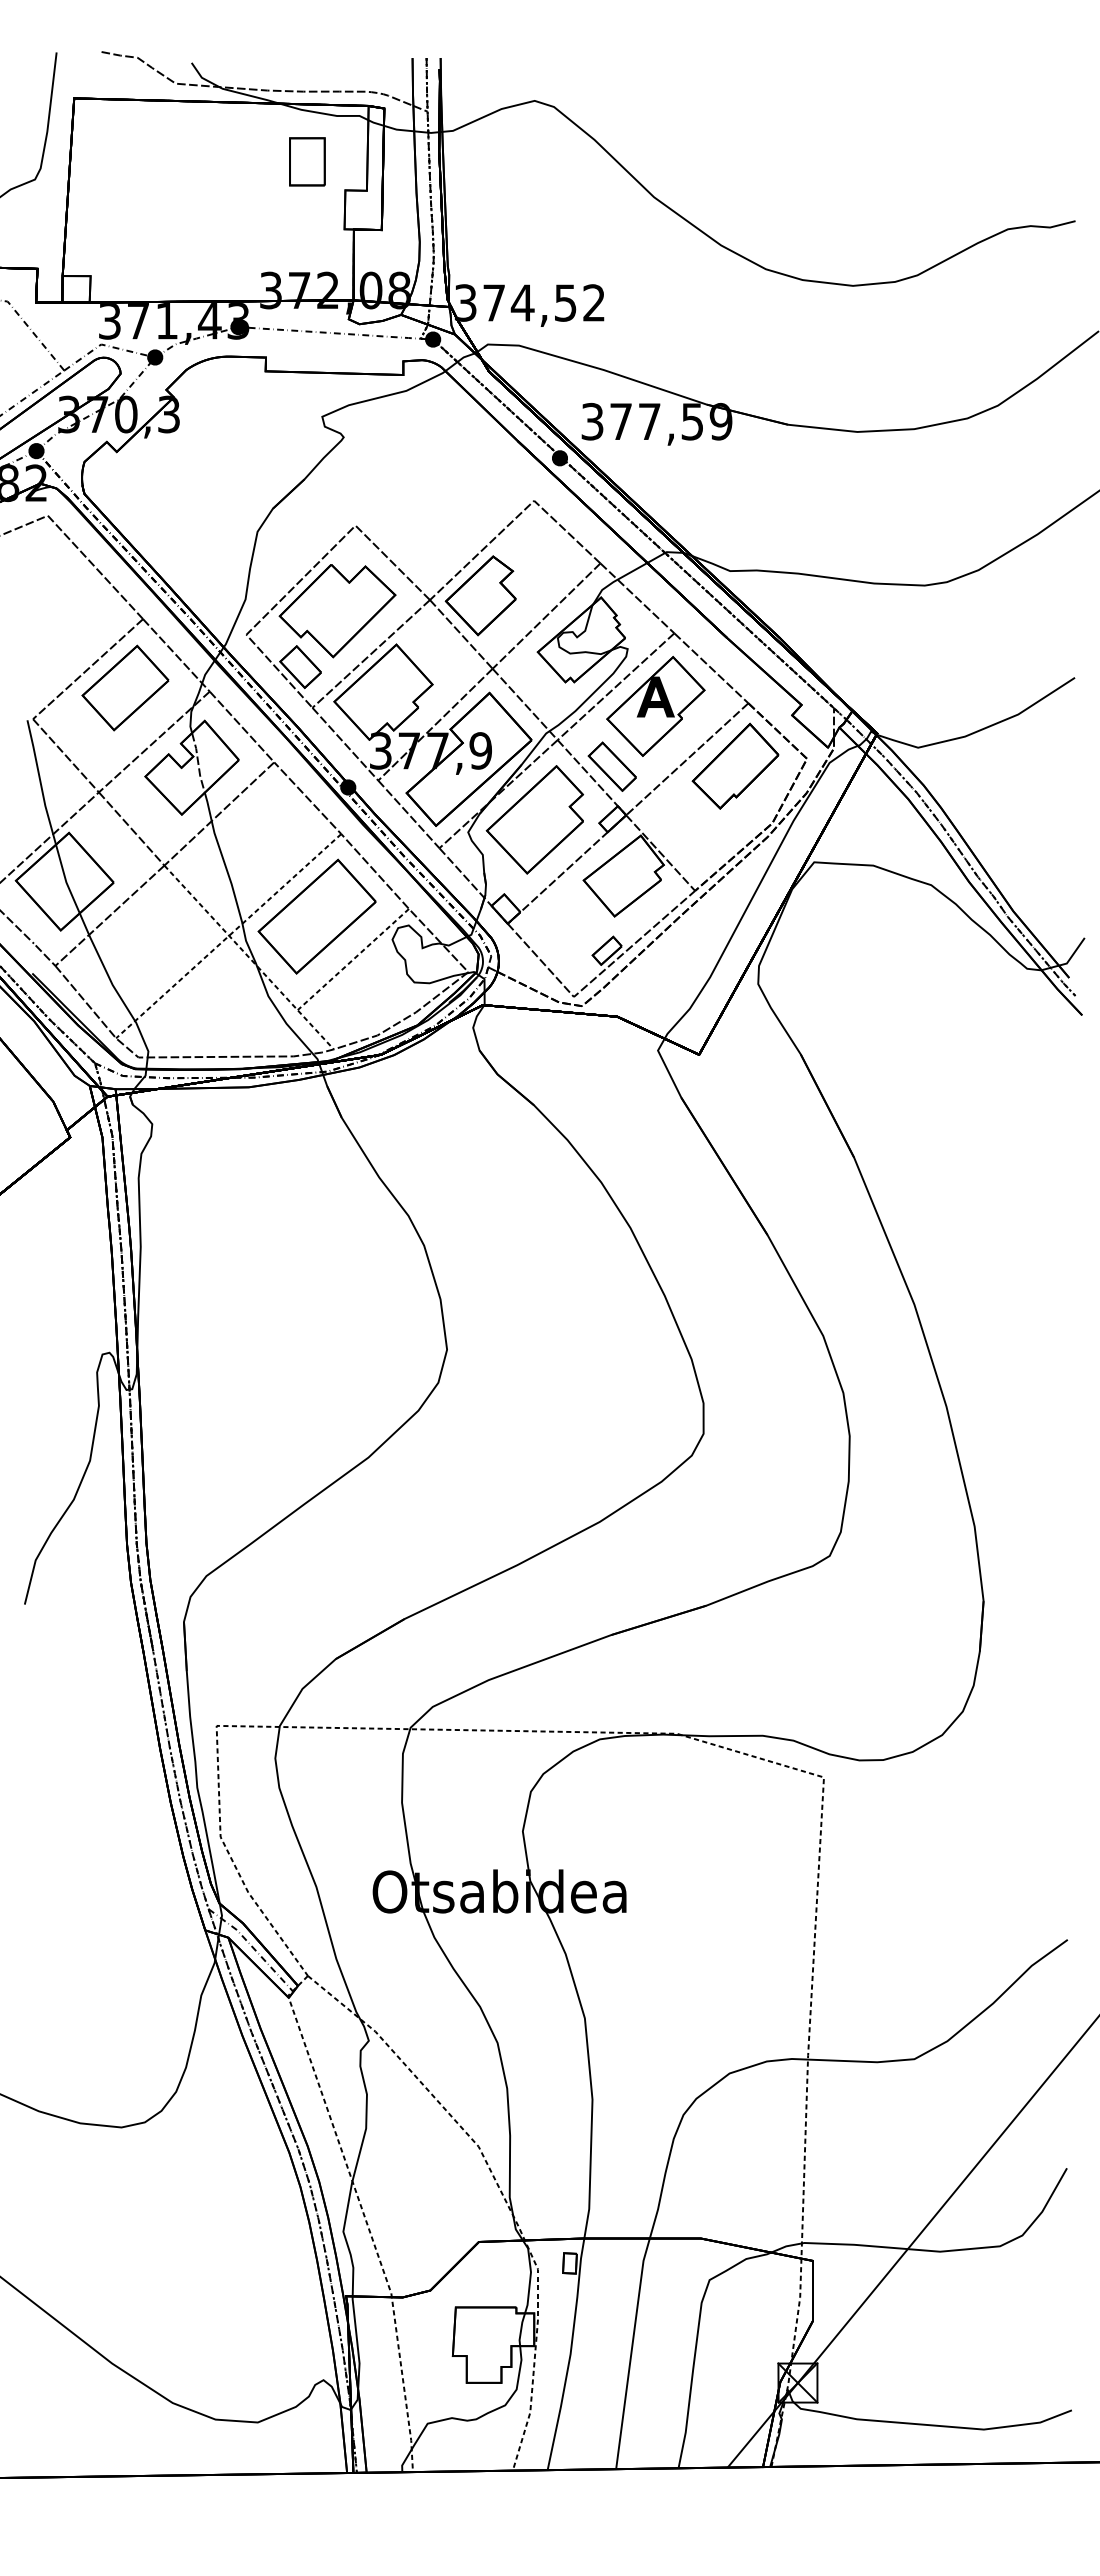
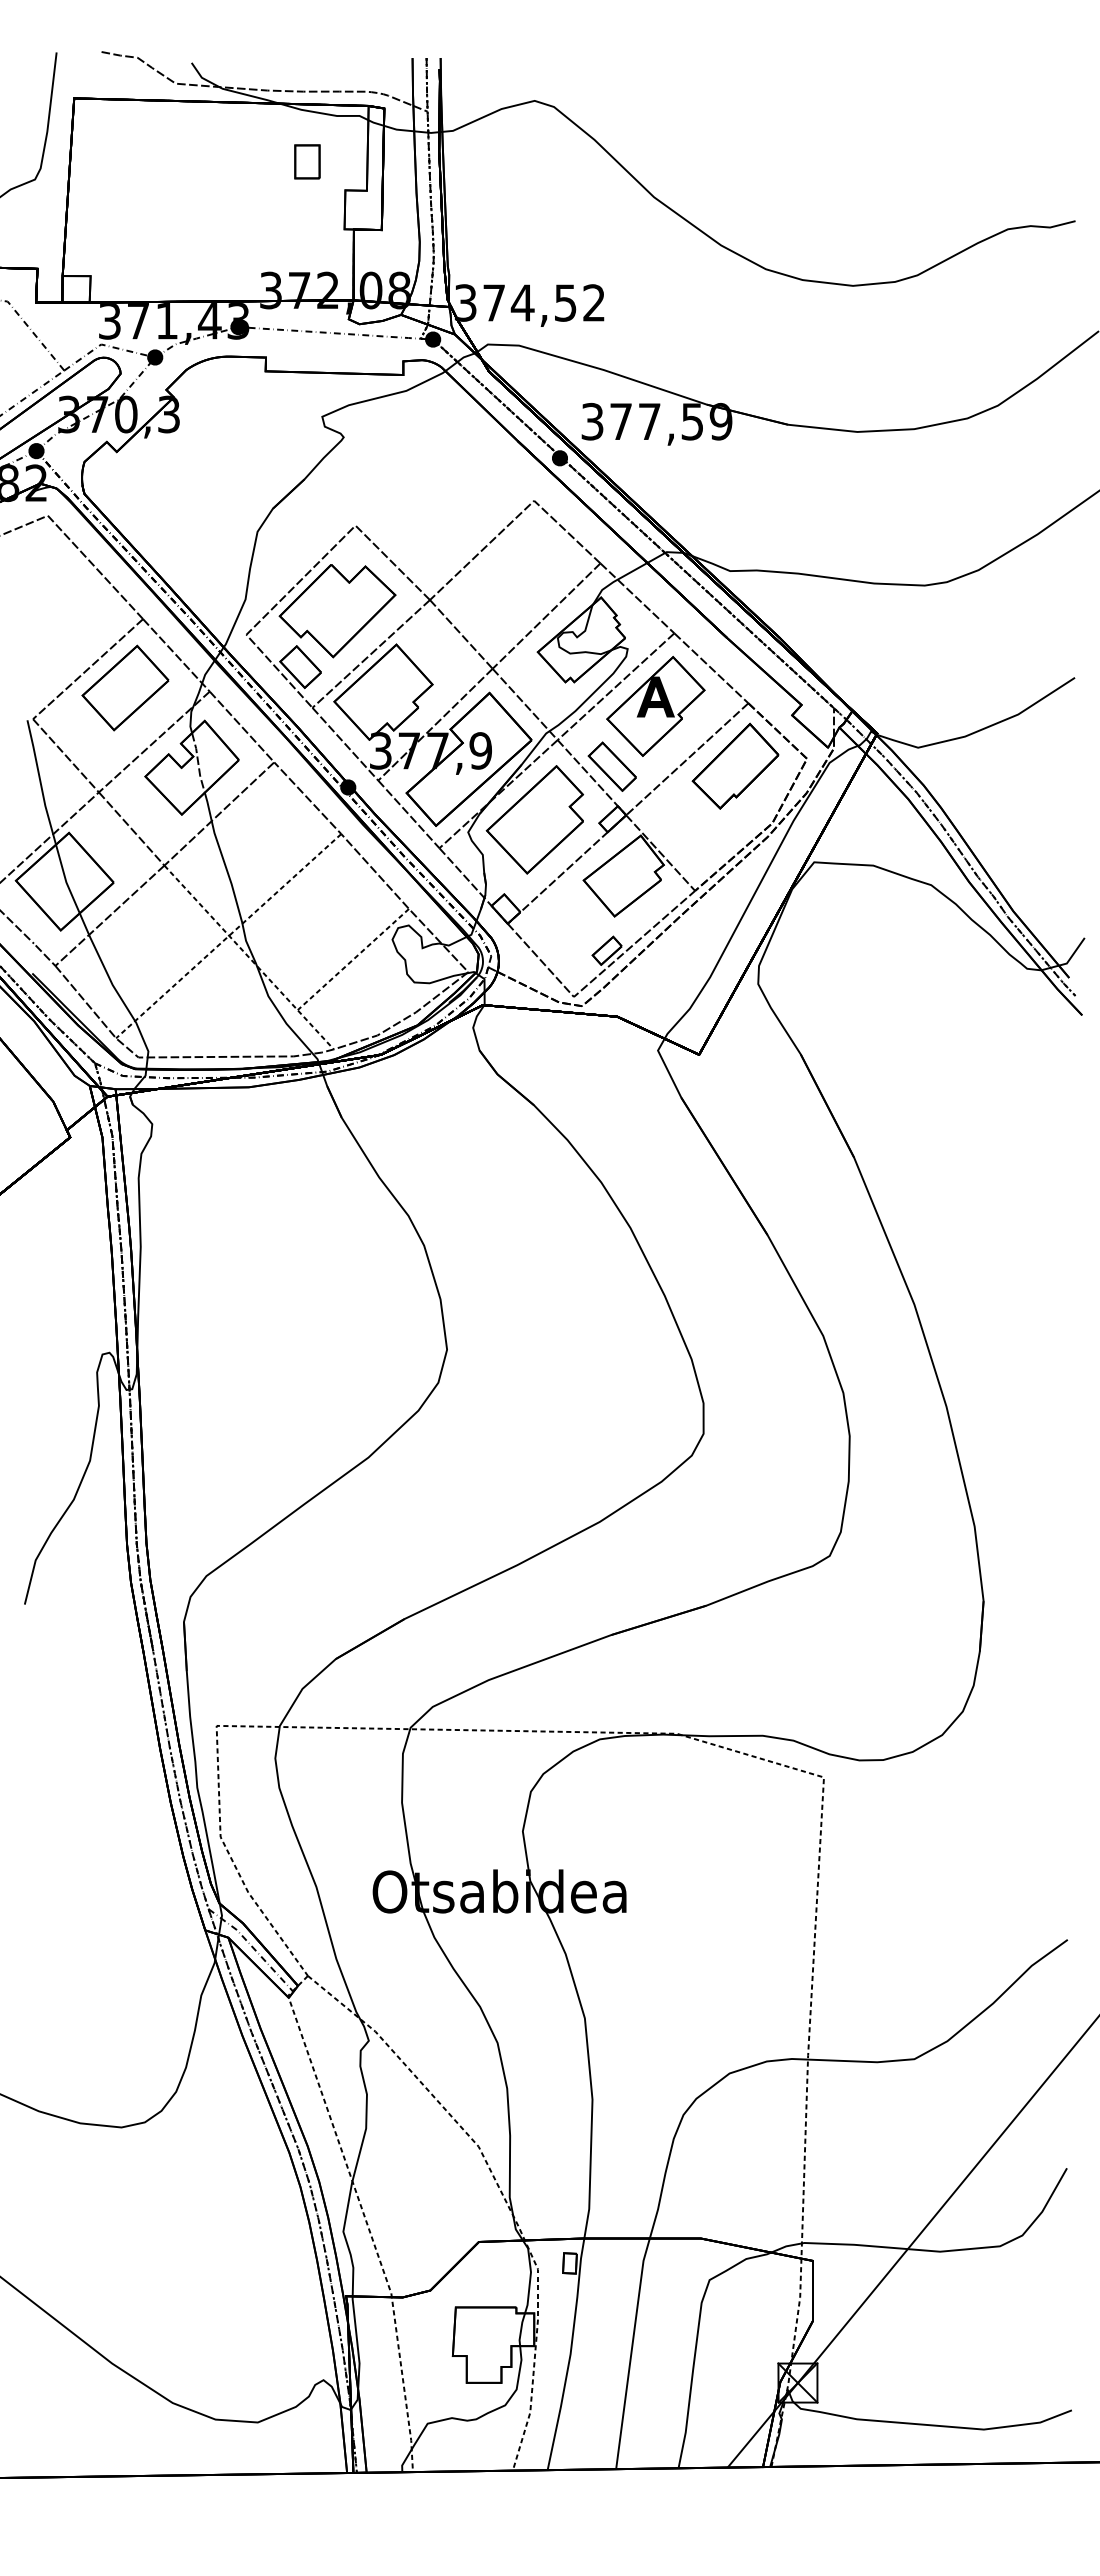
part size: 37x50 px -> 27x36 px (307, 161)
part: present -> none (480, 595)
part: present -> none (316, 916)
